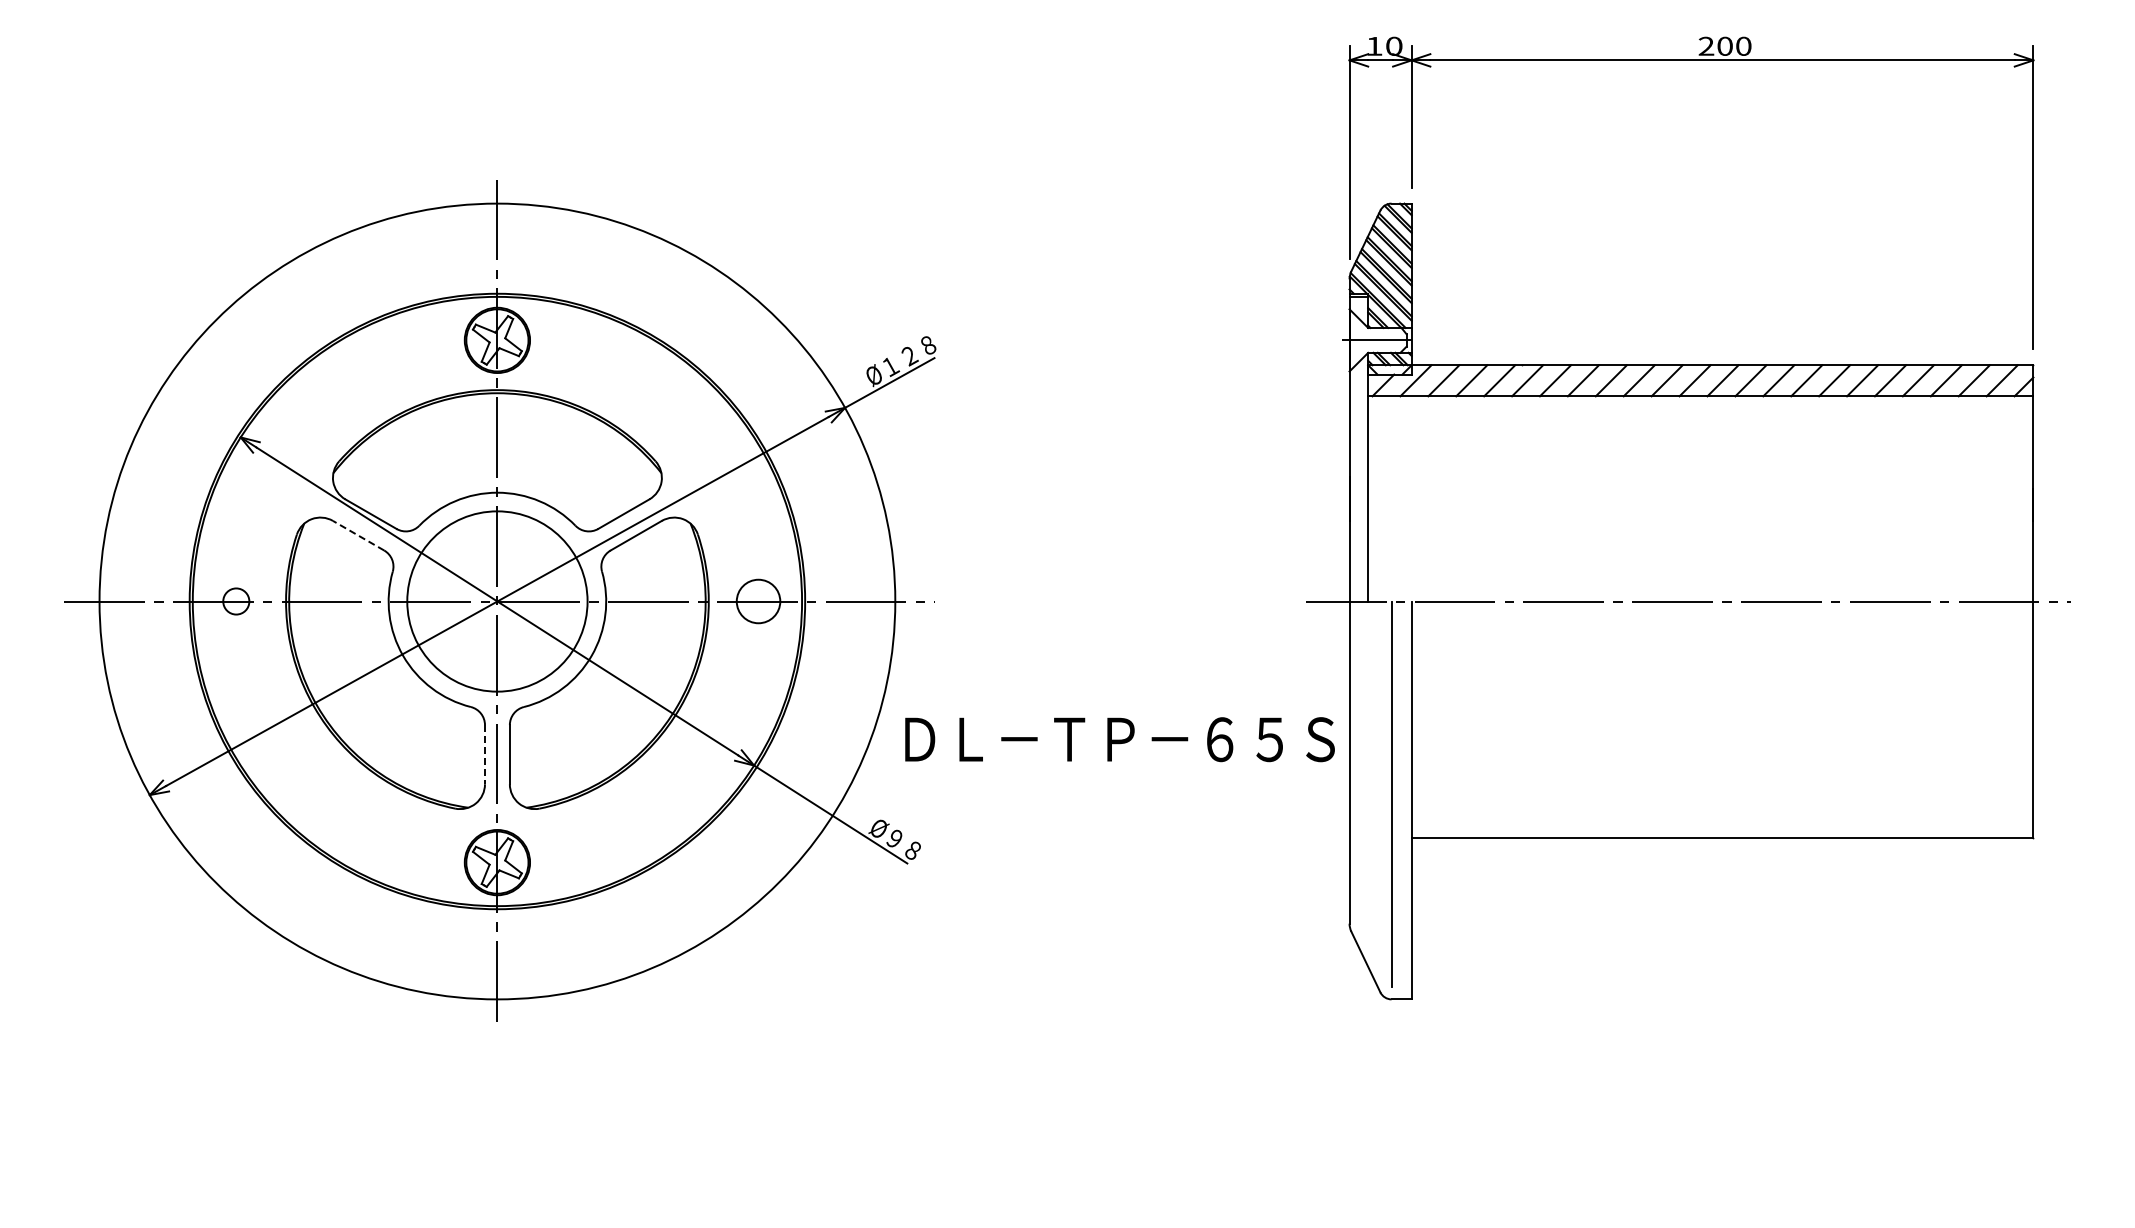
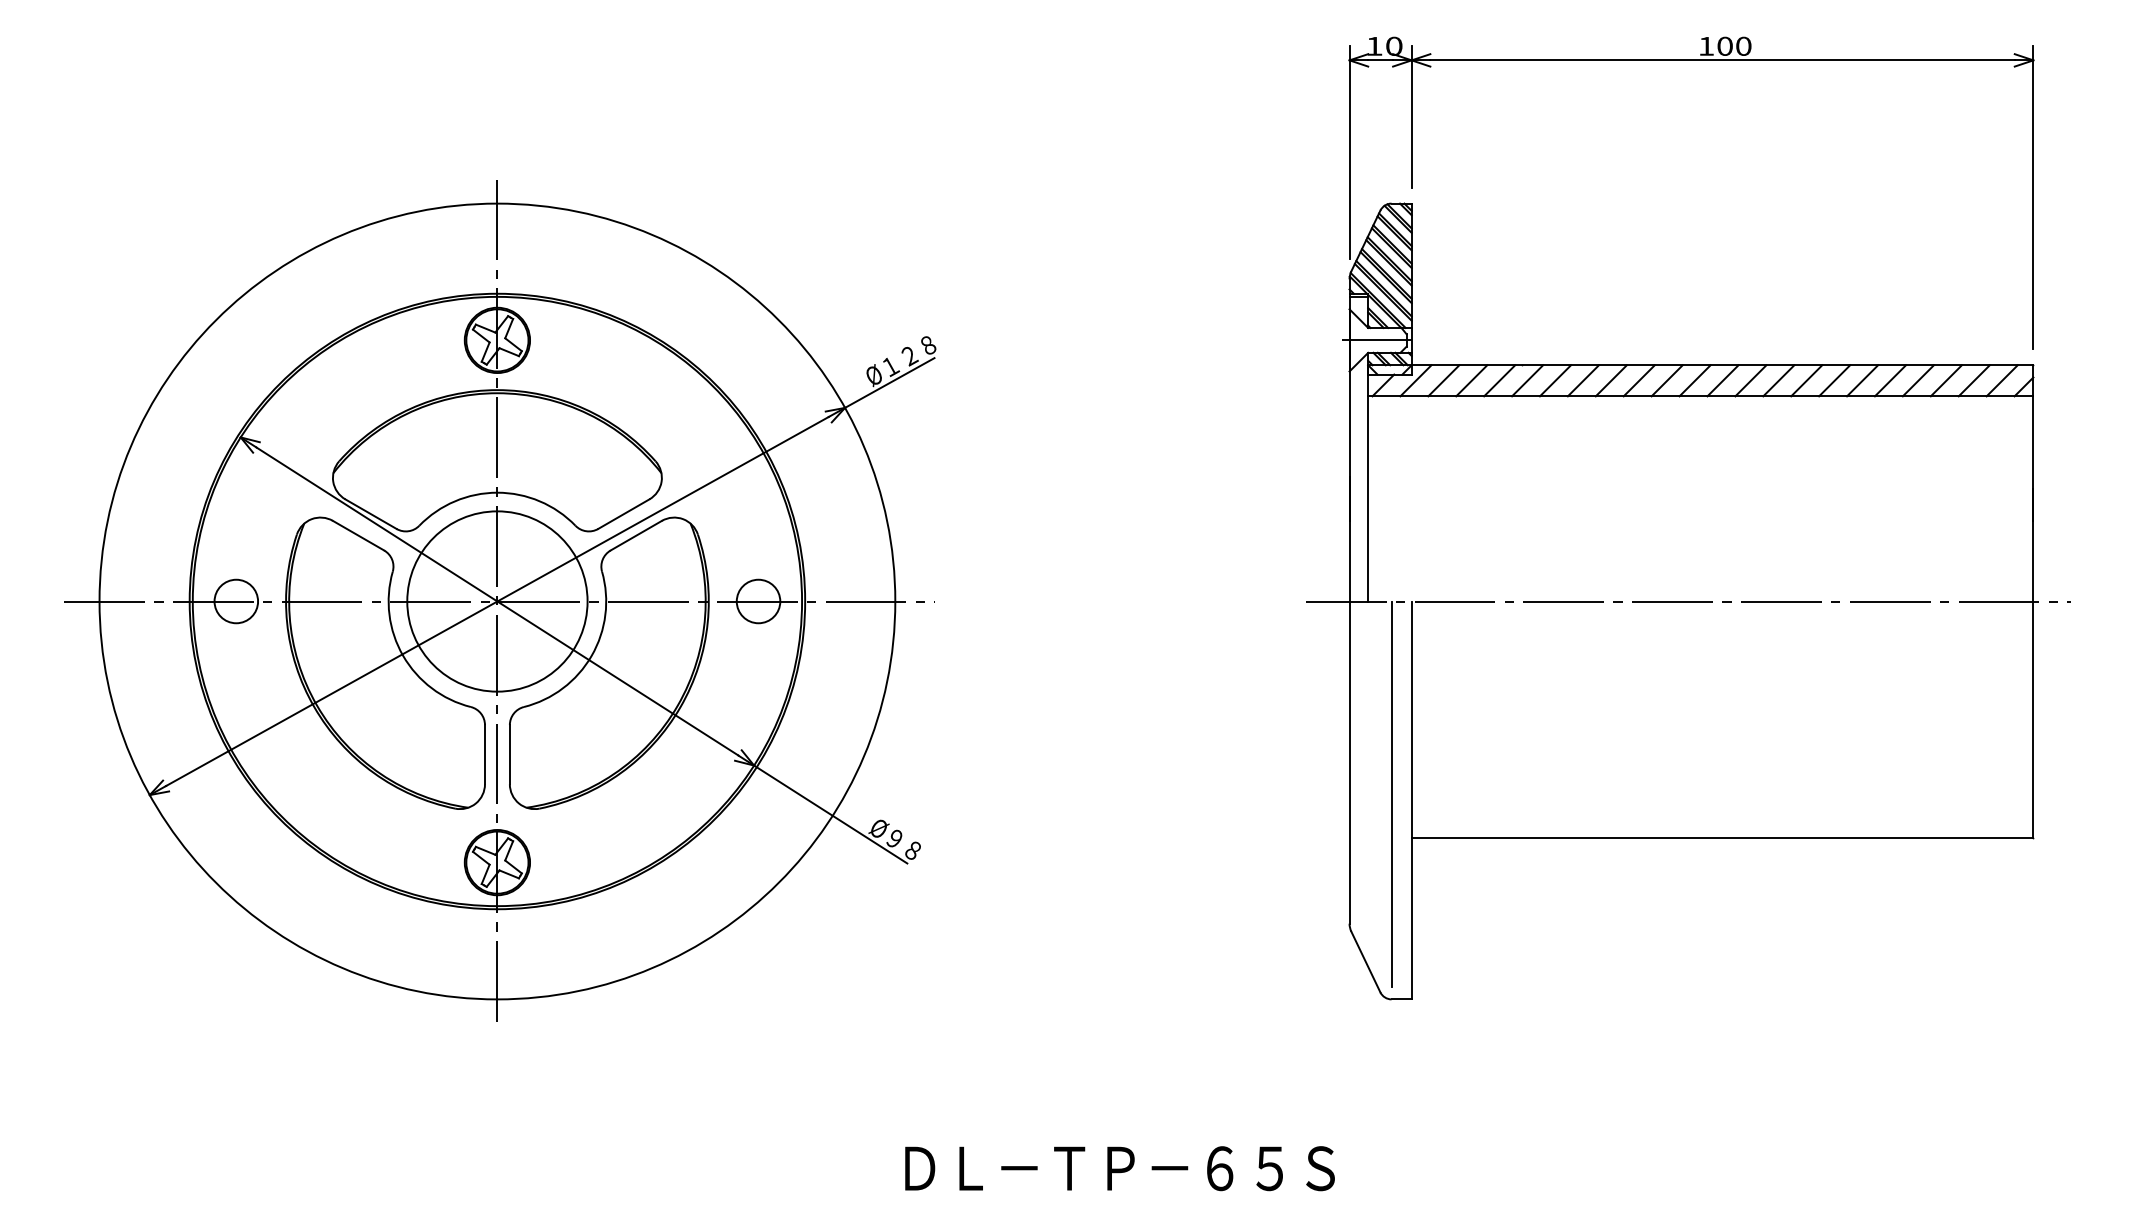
text: 200 -> 100 (1706, 45)
line: dashed -> solid (358, 535)
circle diameter: 26 px -> 44 px (236, 601)
text position: (1119, 739) -> (1119, 1168) (1119, 1168)
line: dashed -> solid (485, 754)
